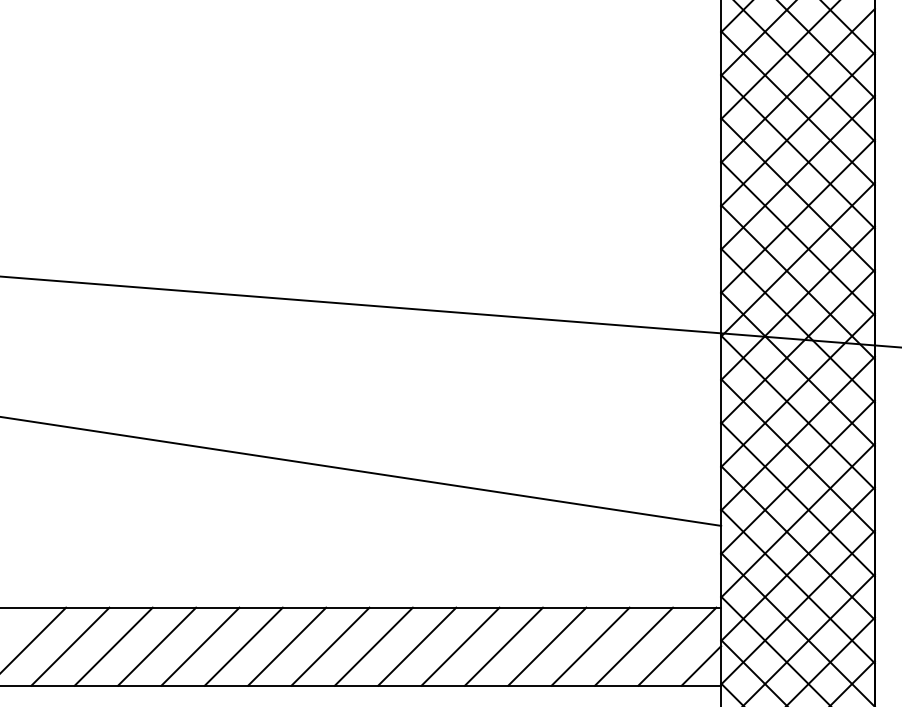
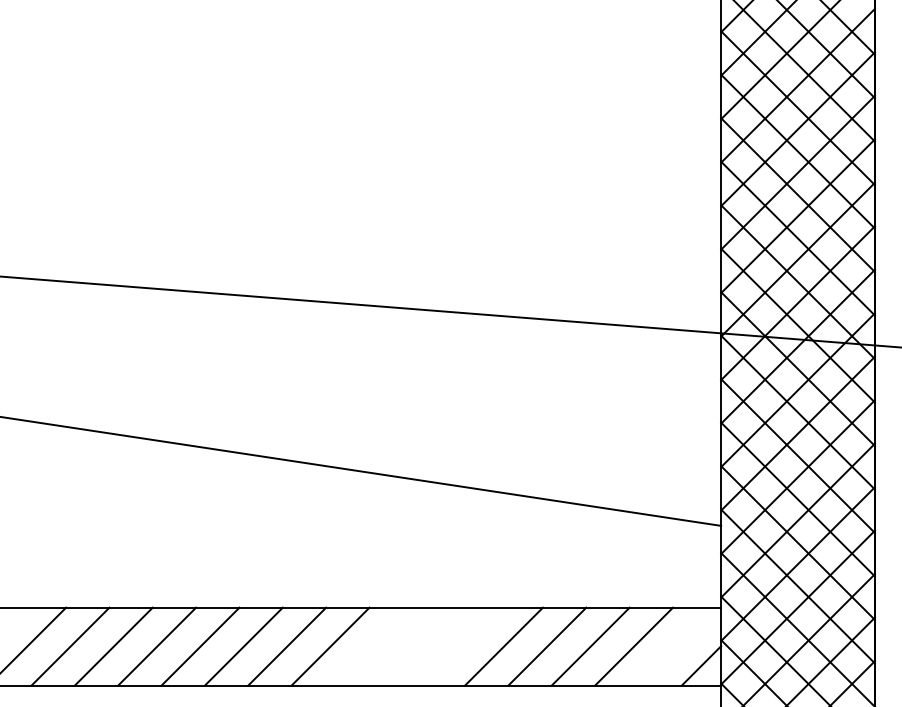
line: present -> none (373, 646)
line: present -> none (417, 646)
line: present -> none (460, 646)
line: present -> none (677, 646)
